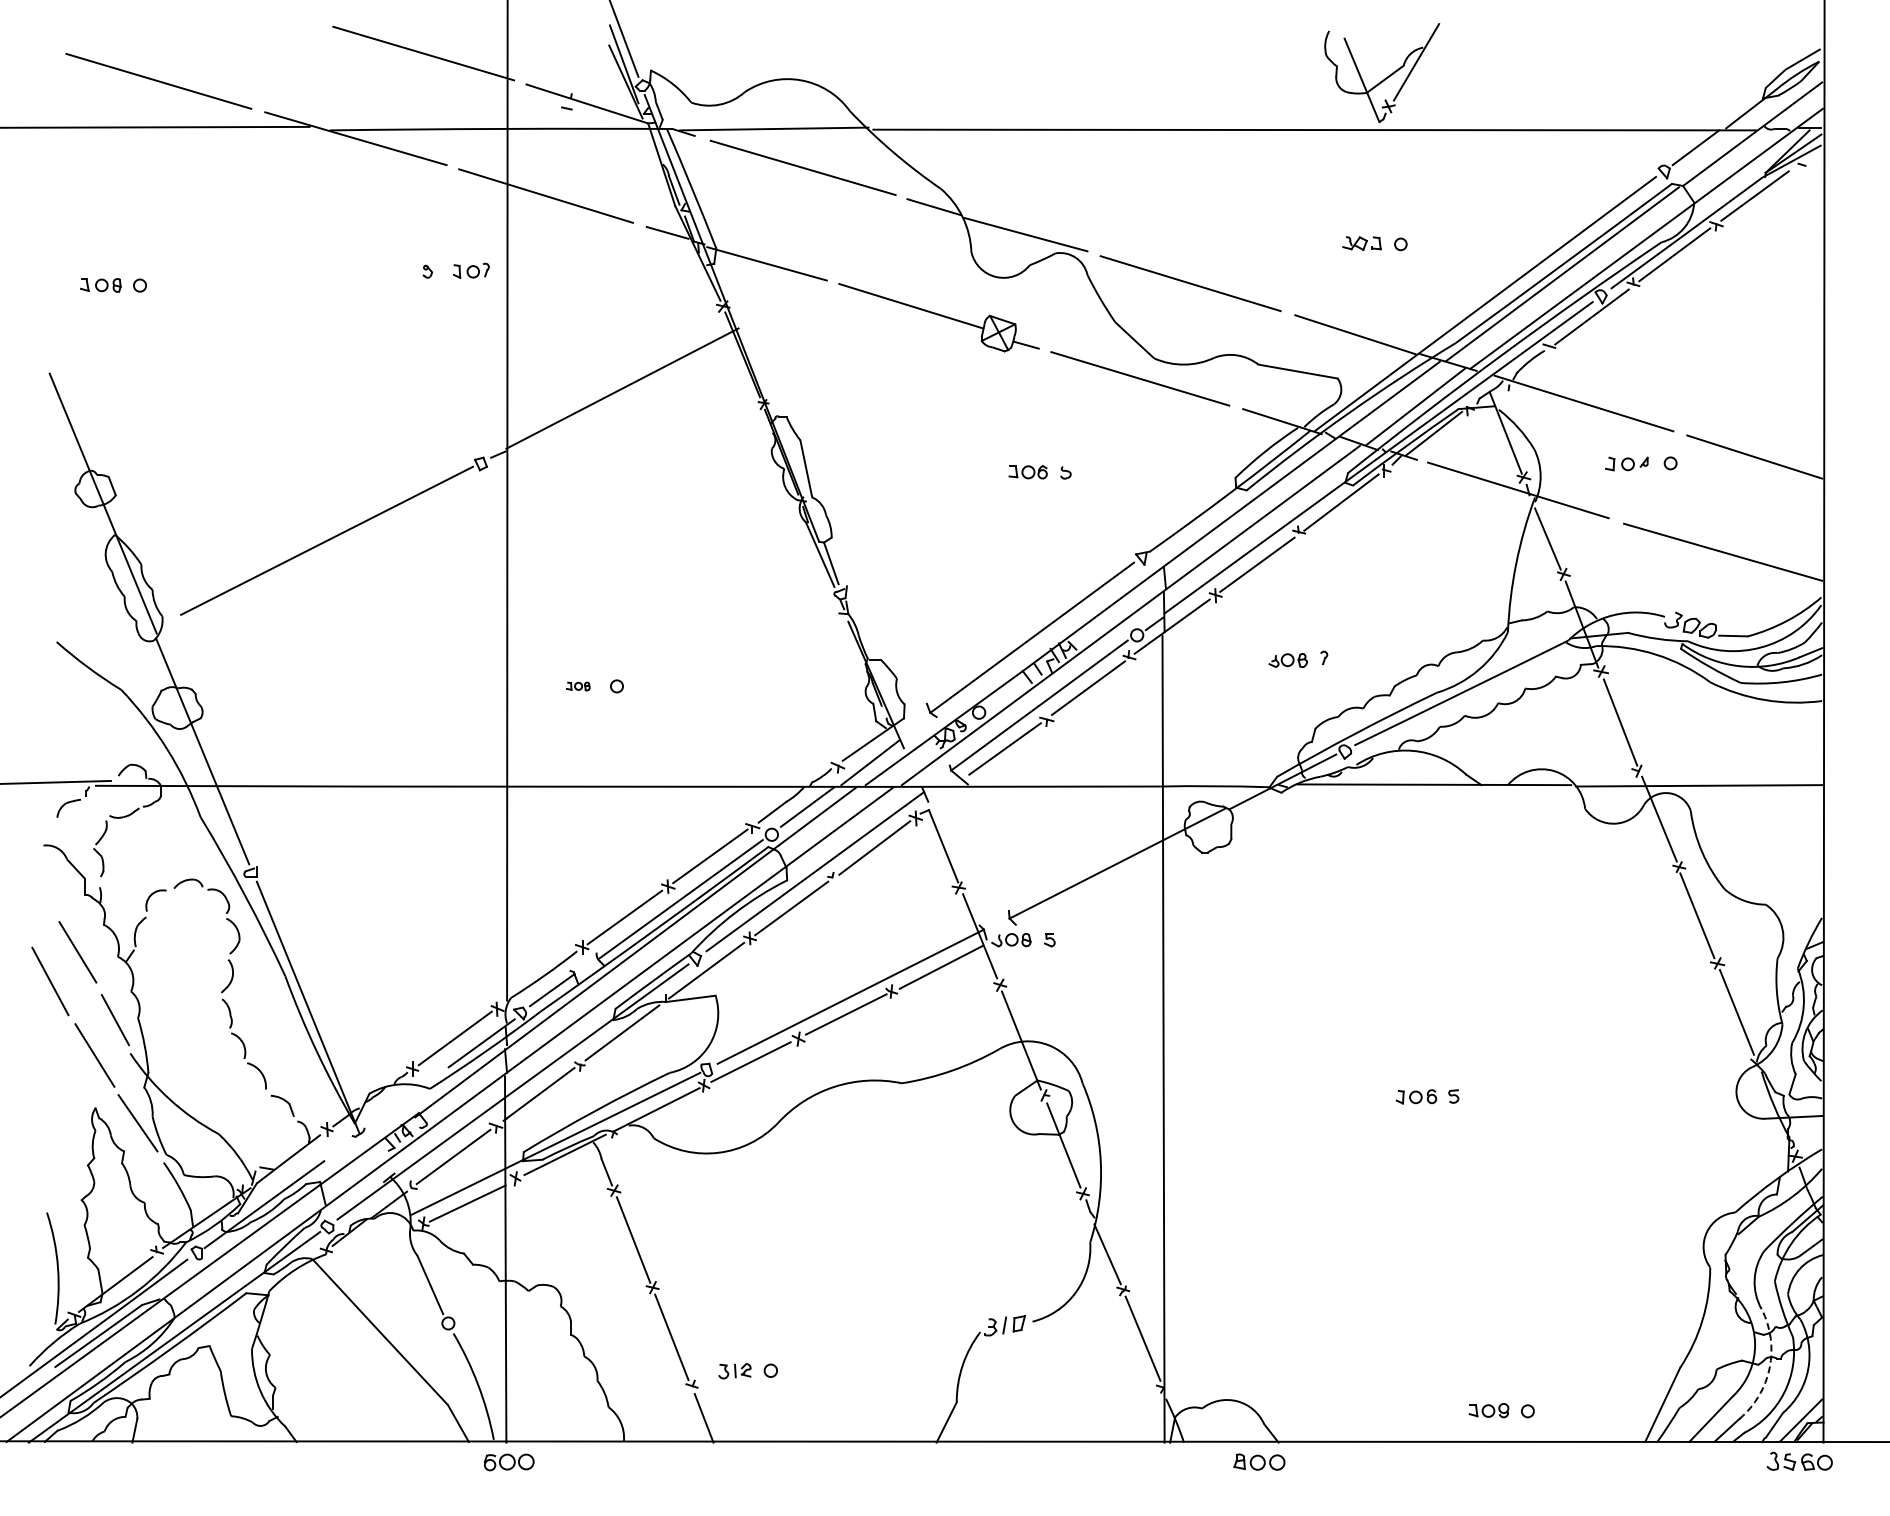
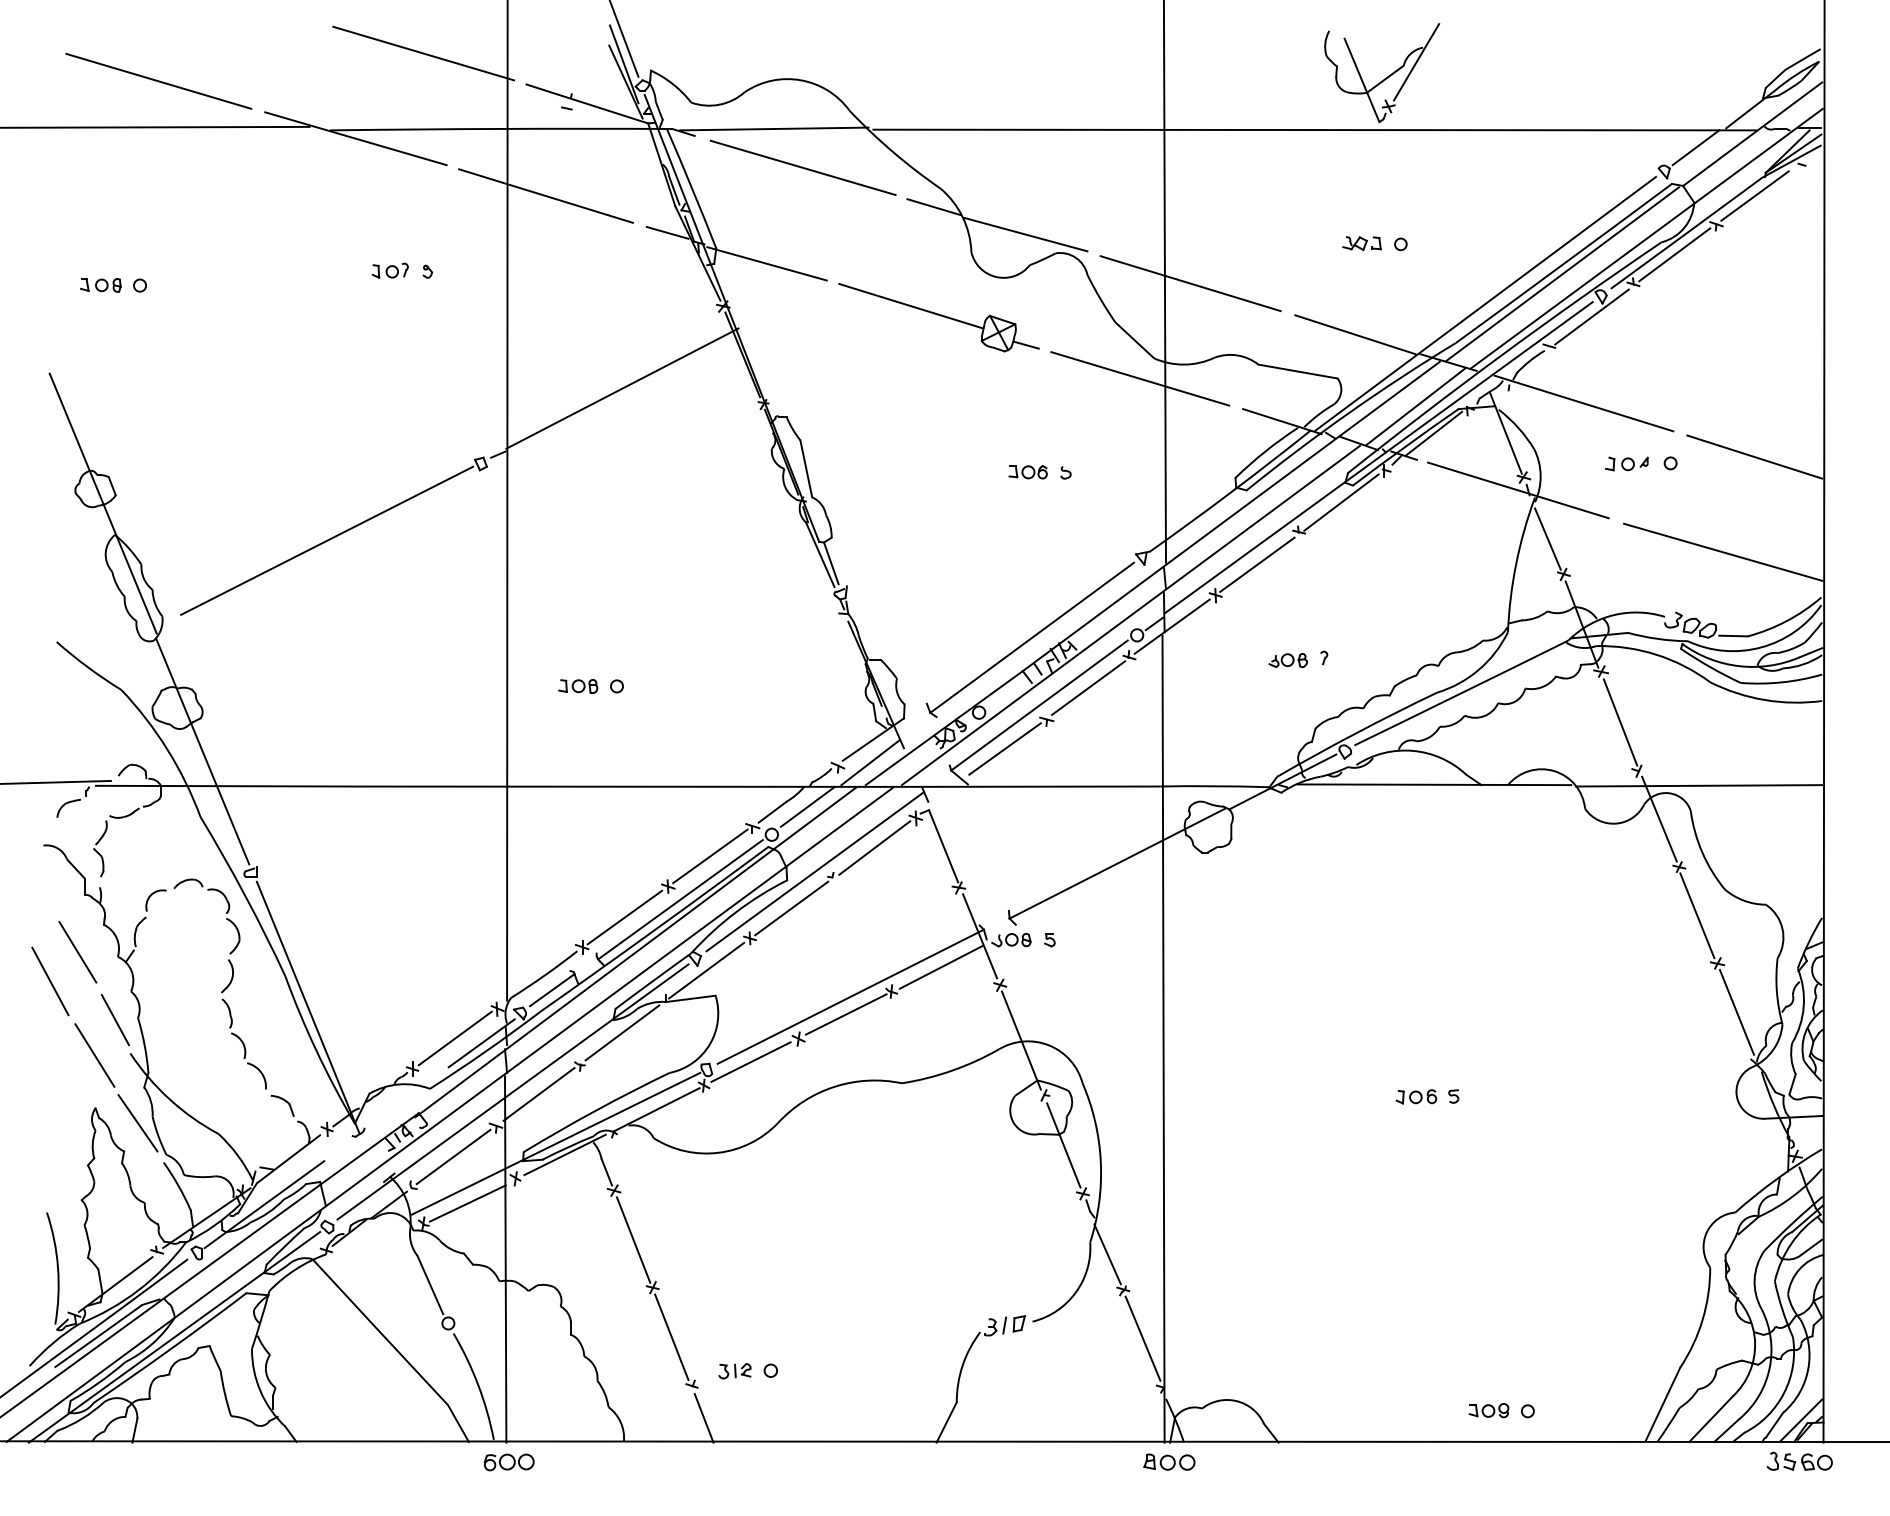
part position: (470, 270) -> (389, 270) (389, 270)
line: none -> present (1164, 282)
part size: 25x11 px -> 41x15 px (578, 686)
arc: dashed -> solid (1769, 1367)
part position: (1259, 1461) -> (1169, 1461) (1169, 1461)
